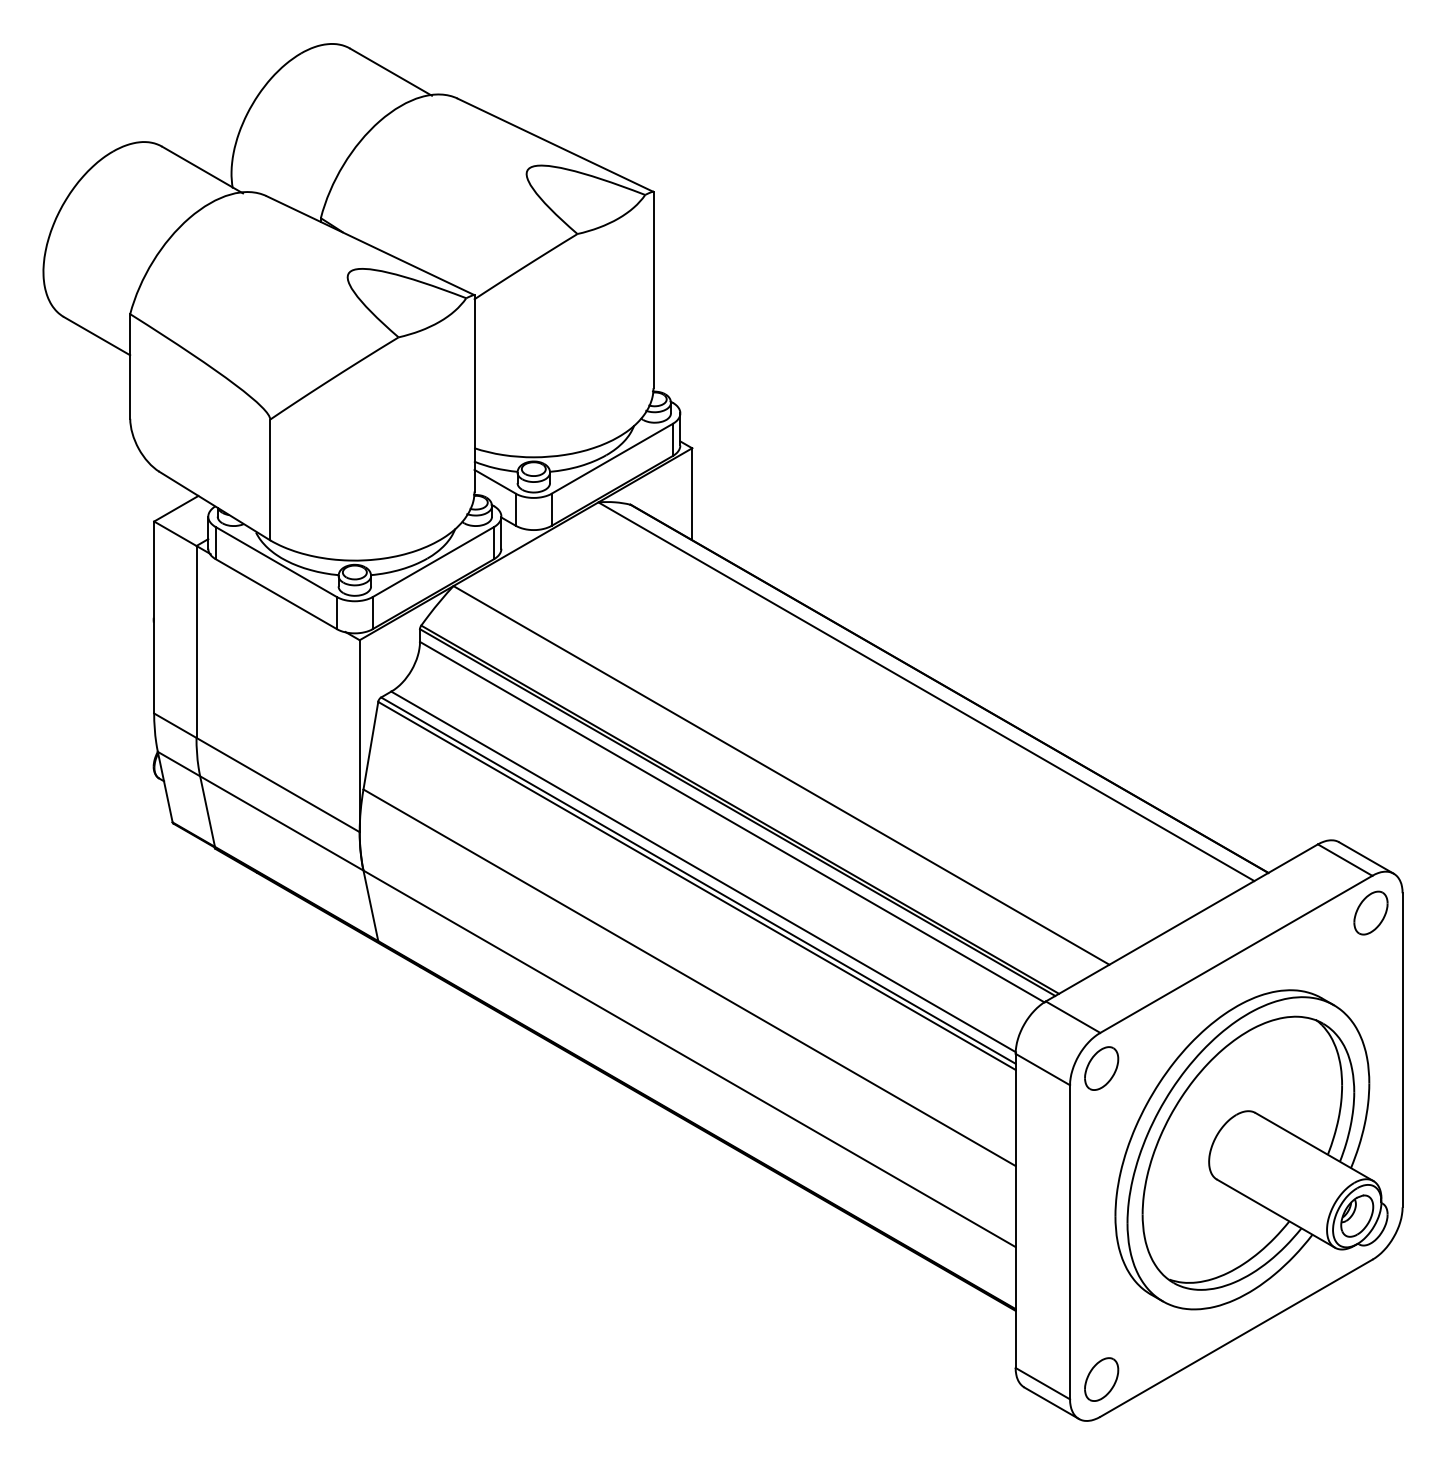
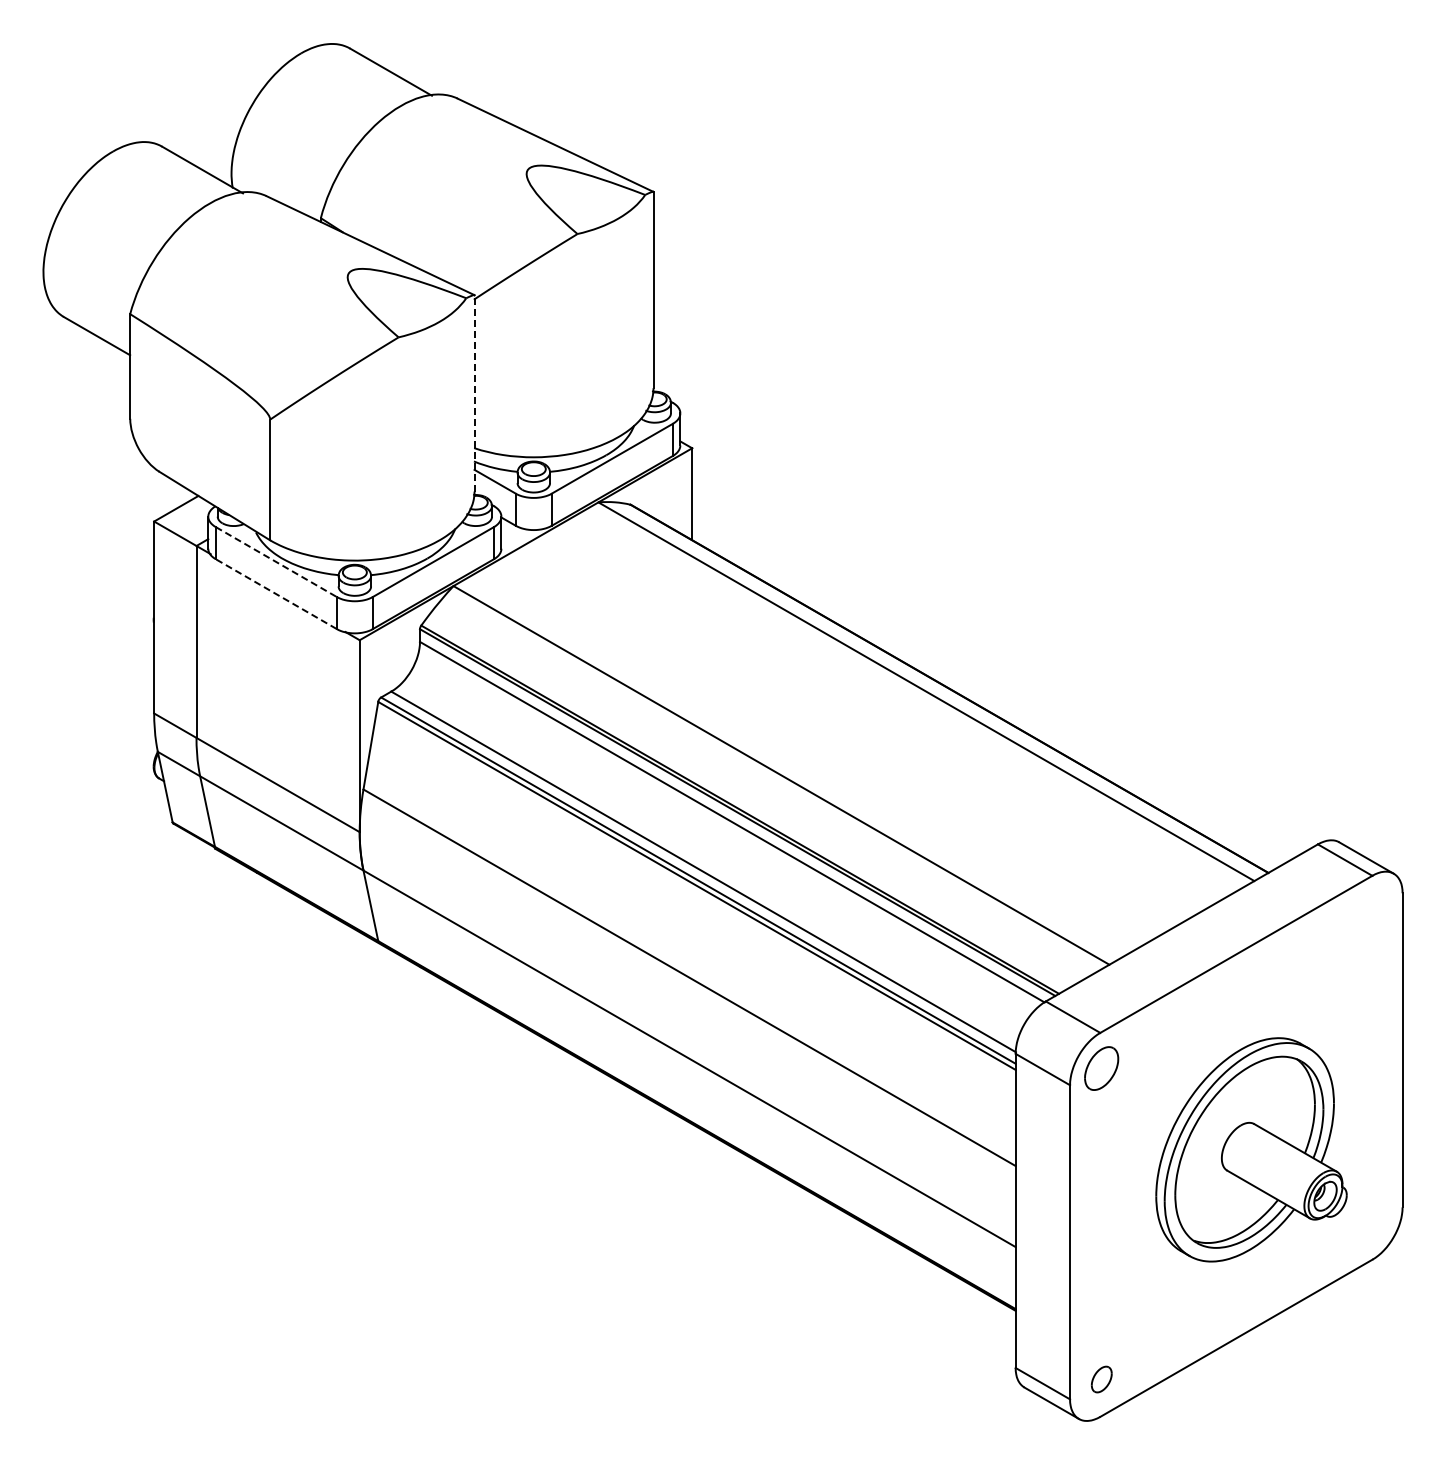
line: solid -> dashed (474, 392)
line: solid -> dashed (276, 562)
line: solid -> dashed (276, 594)
part: present -> none (1370, 912)
part size: 275x322 px -> 193x226 px (1251, 1149)
part size: 36x45 px -> 23x29 px (1101, 1379)
